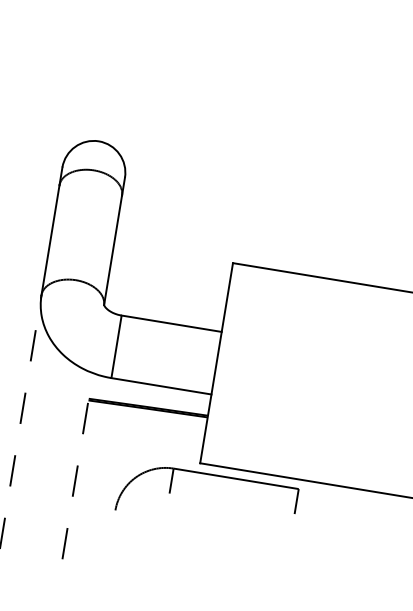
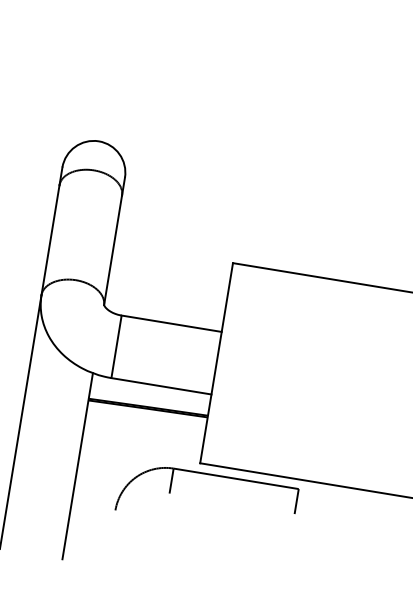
line: dashed -> solid (20, 421)
line: dashed -> solid (77, 465)
